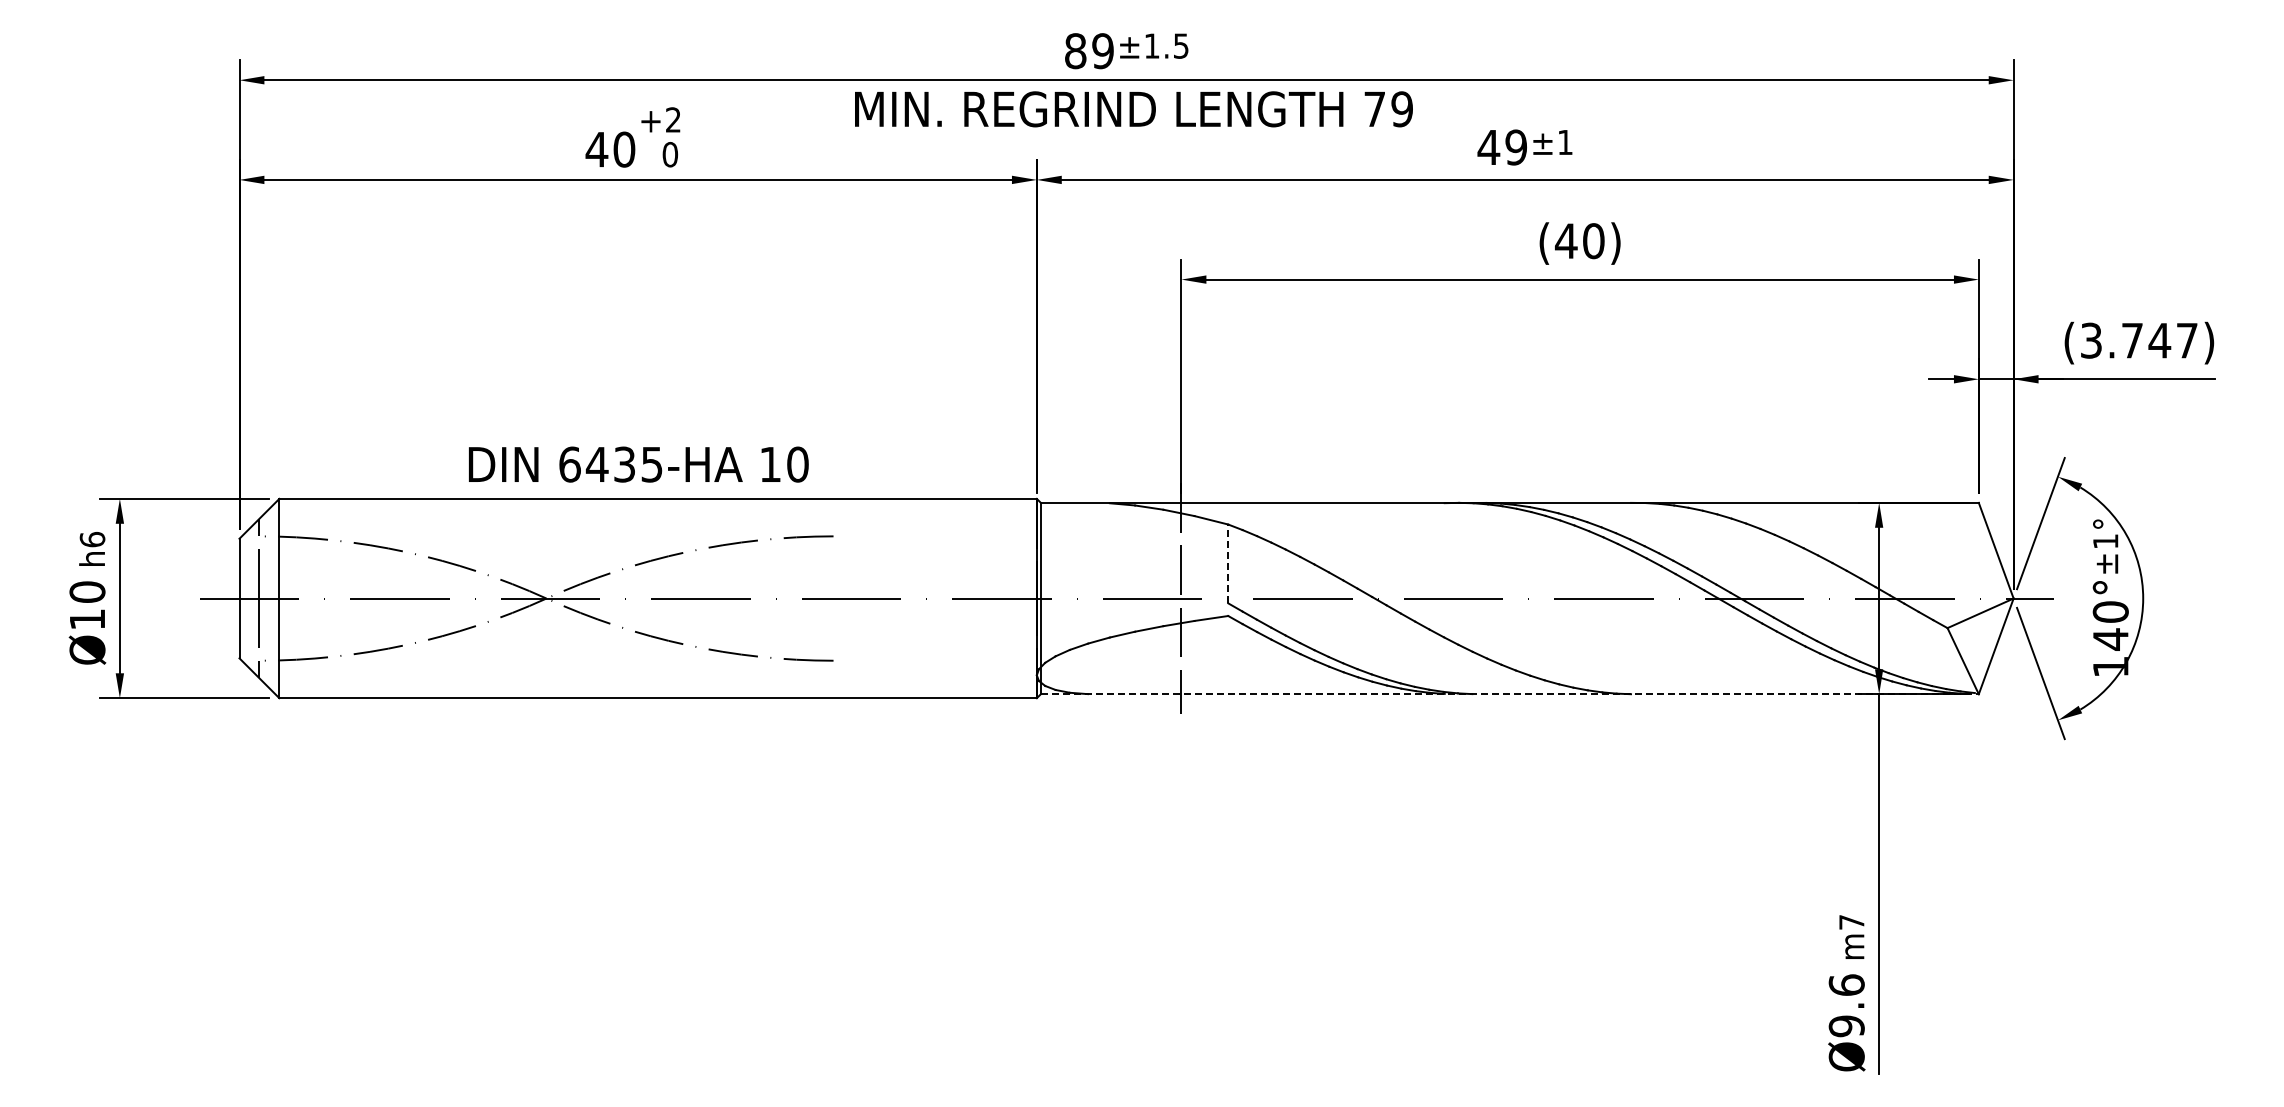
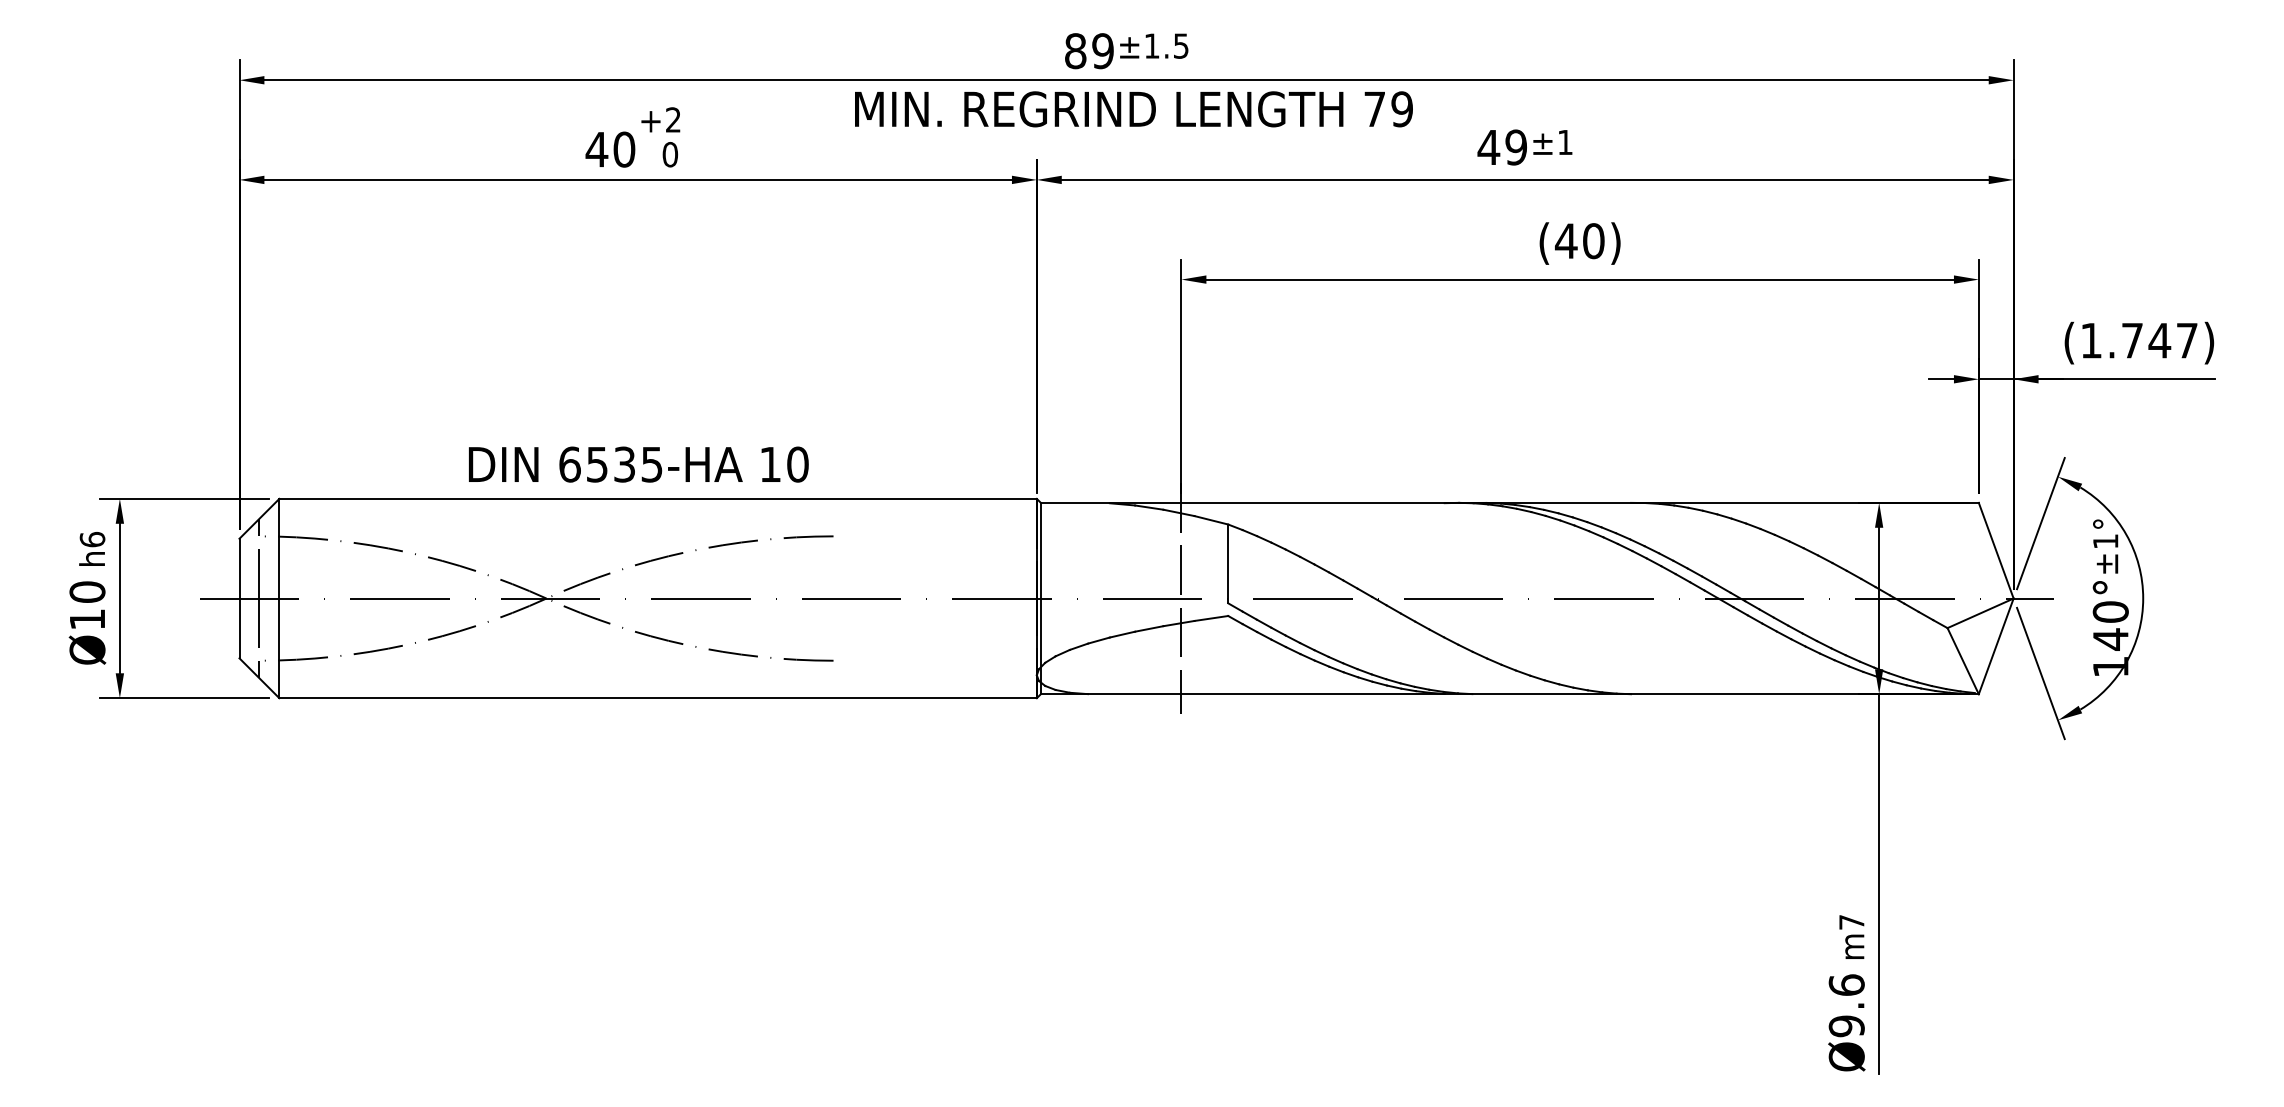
text: (3.747) -> (1.747) (2091, 340)
text: 6435-HA -> 6535-HA (596, 464)
line: dashed -> solid (1228, 563)
line: dashed -> solid (1509, 694)
